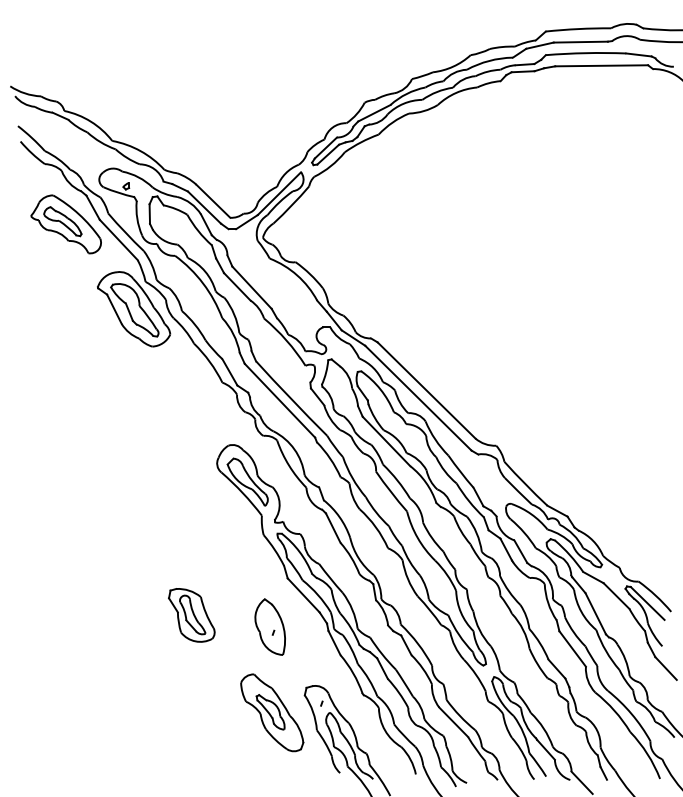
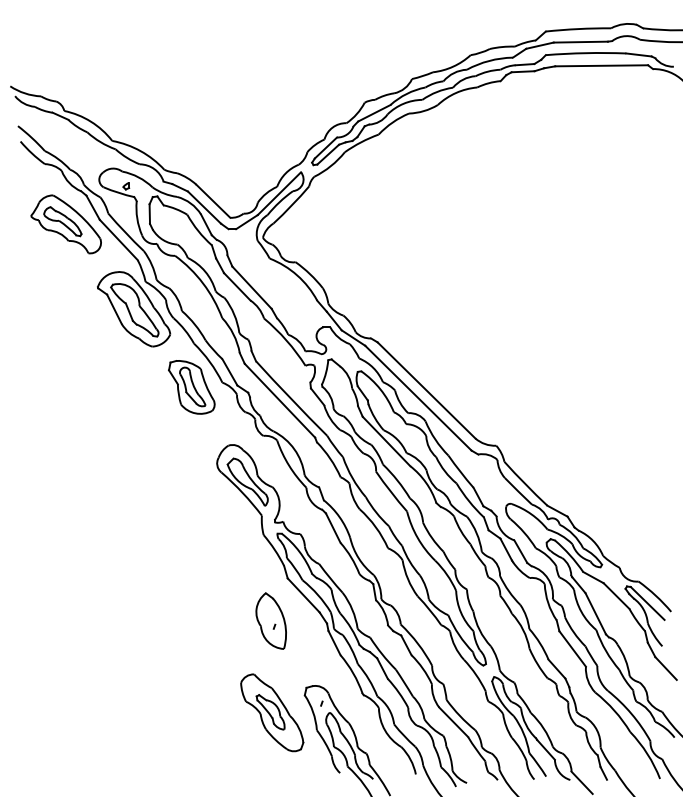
part position: (191, 615) -> (191, 387) (191, 387)
part position: (269, 626) -> (270, 620) (270, 620)
